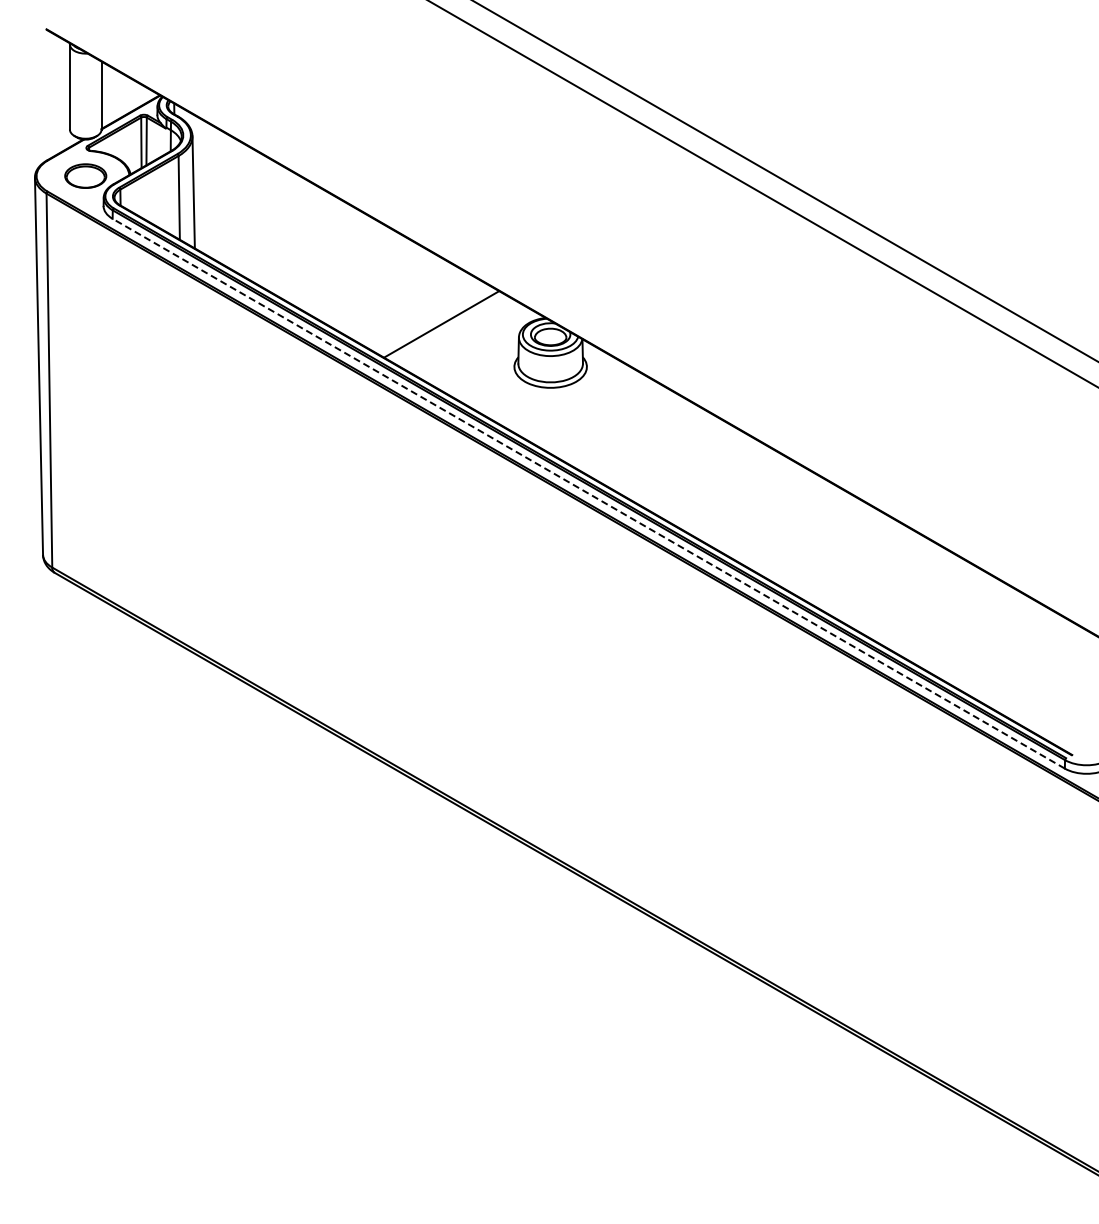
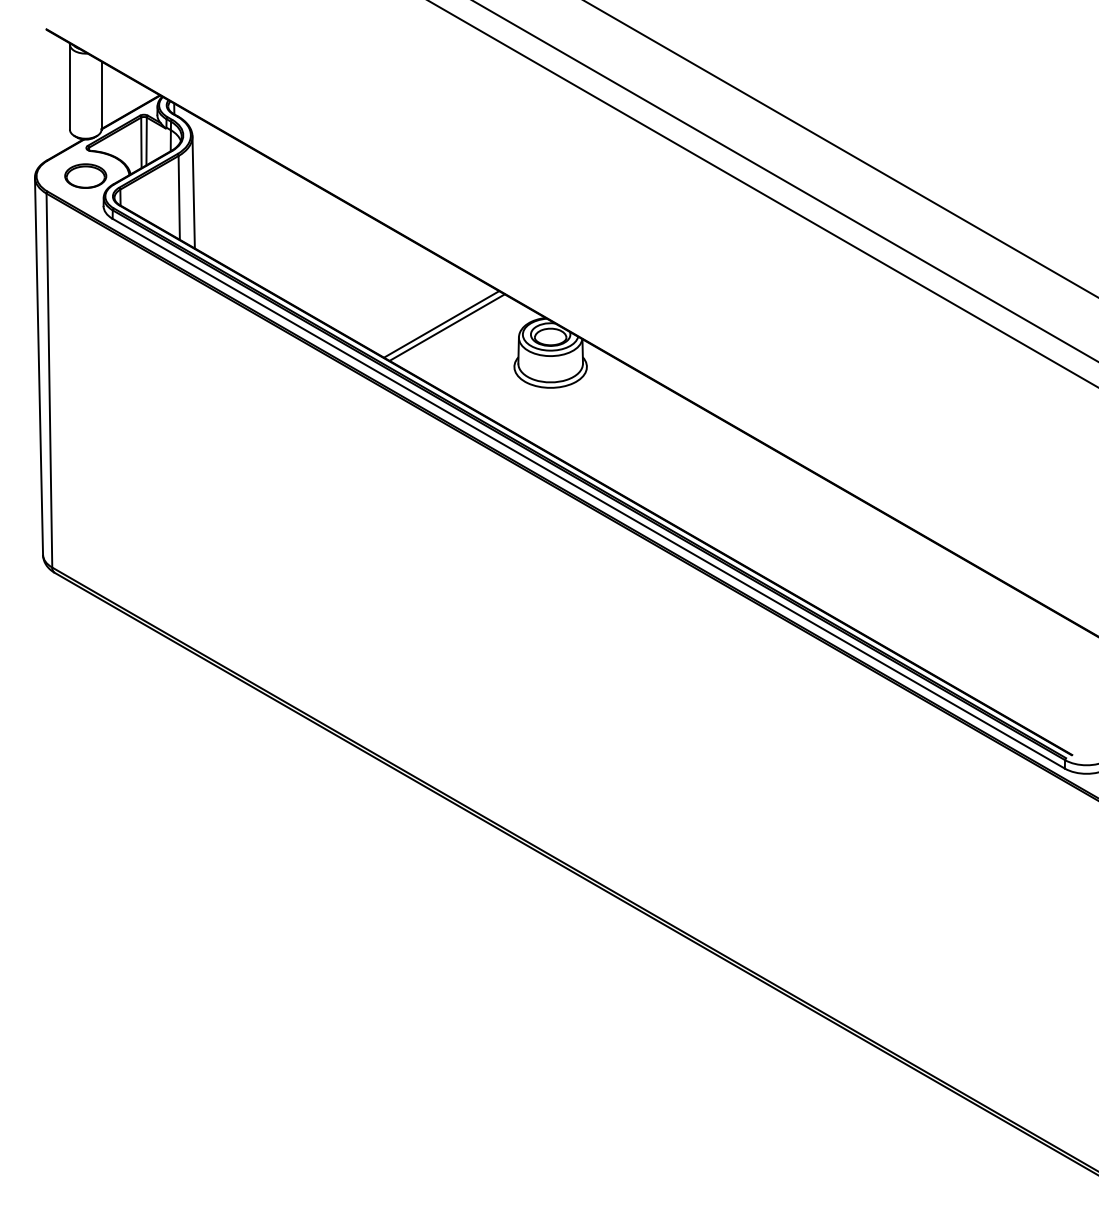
line: none -> present (840, 148)
line: none -> present (446, 327)
line: dashed -> solid (588, 493)
